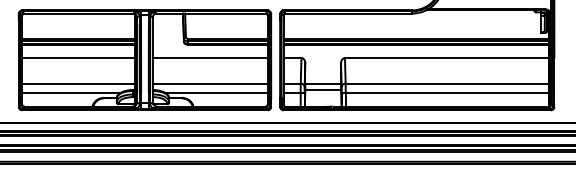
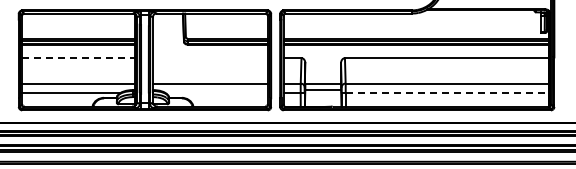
line: solid -> dashed (79, 58)
line: present -> none (209, 58)
line: present -> none (216, 93)
line: solid -> dashed (447, 93)
